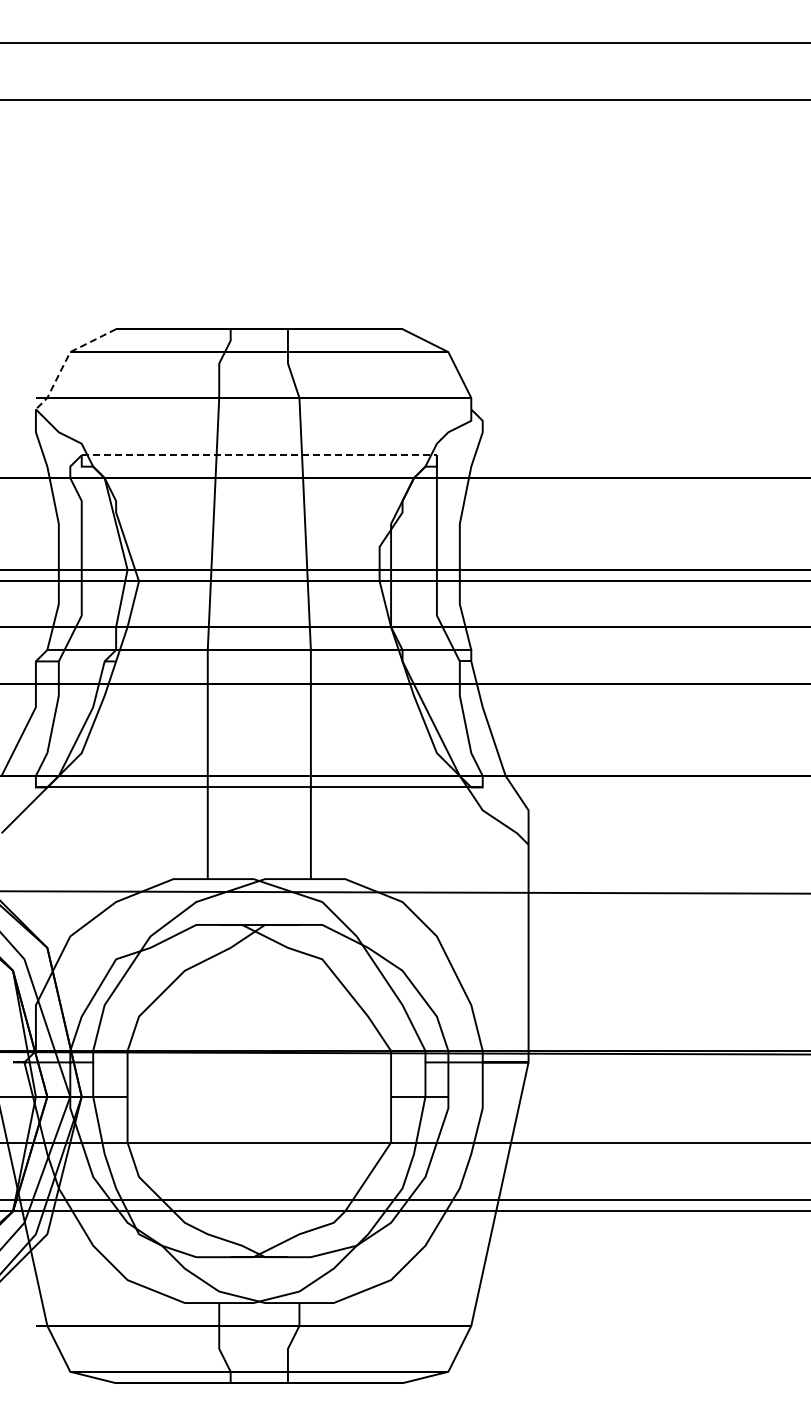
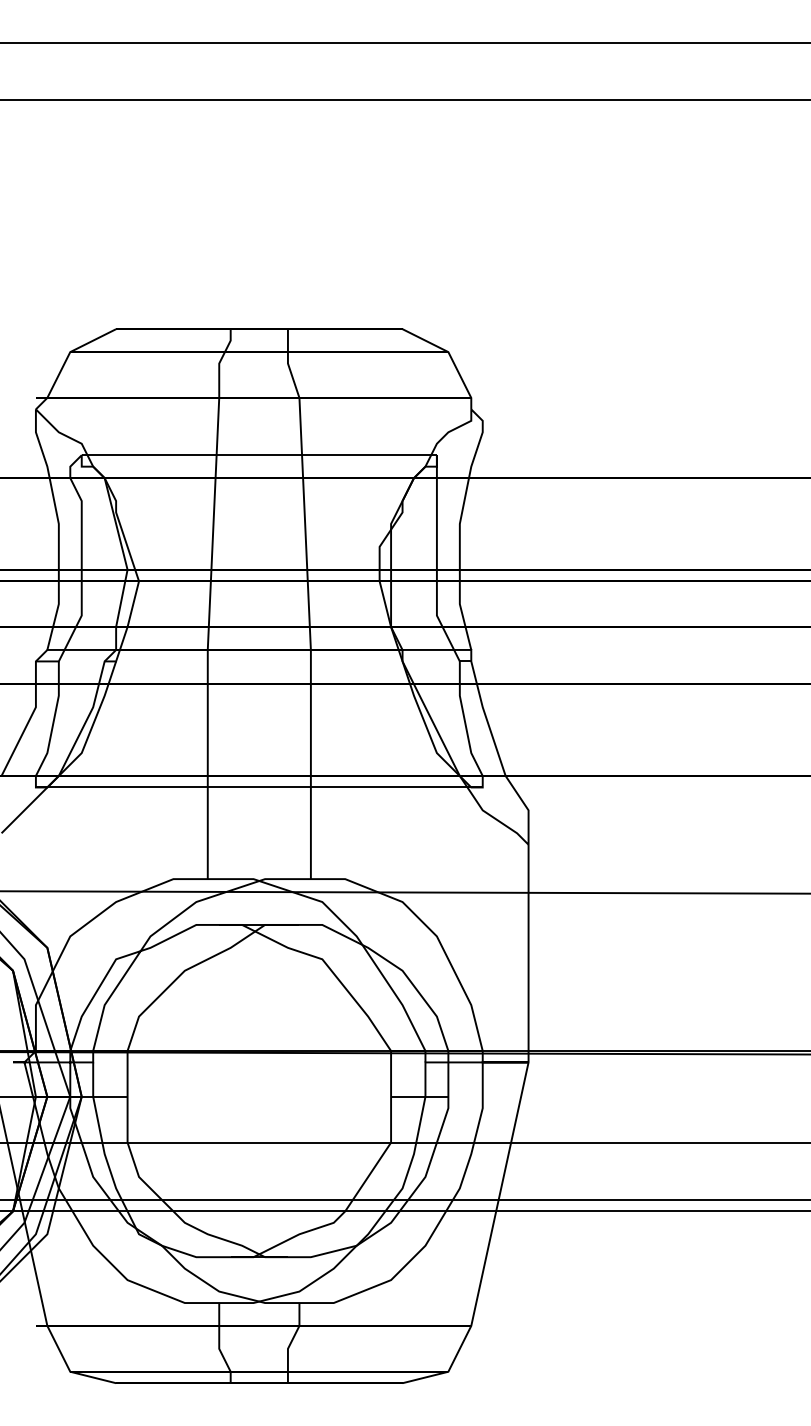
line: dashed -> solid (66, 360)
line: dashed -> solid (259, 455)
